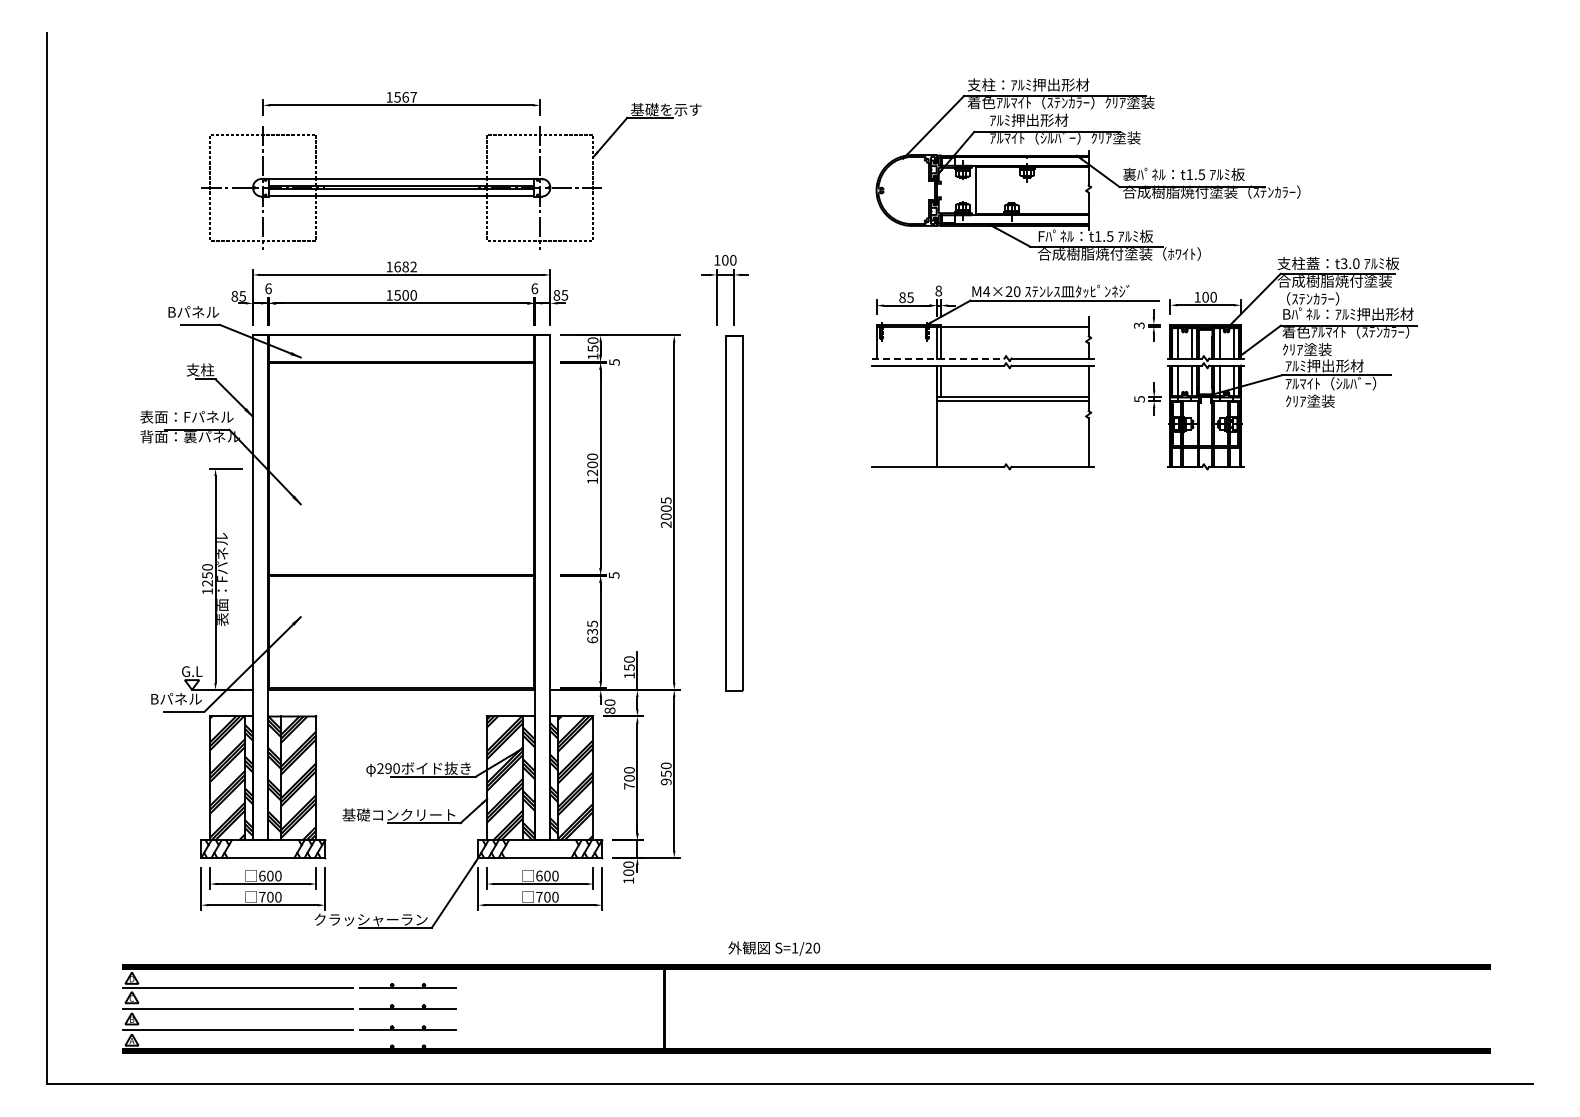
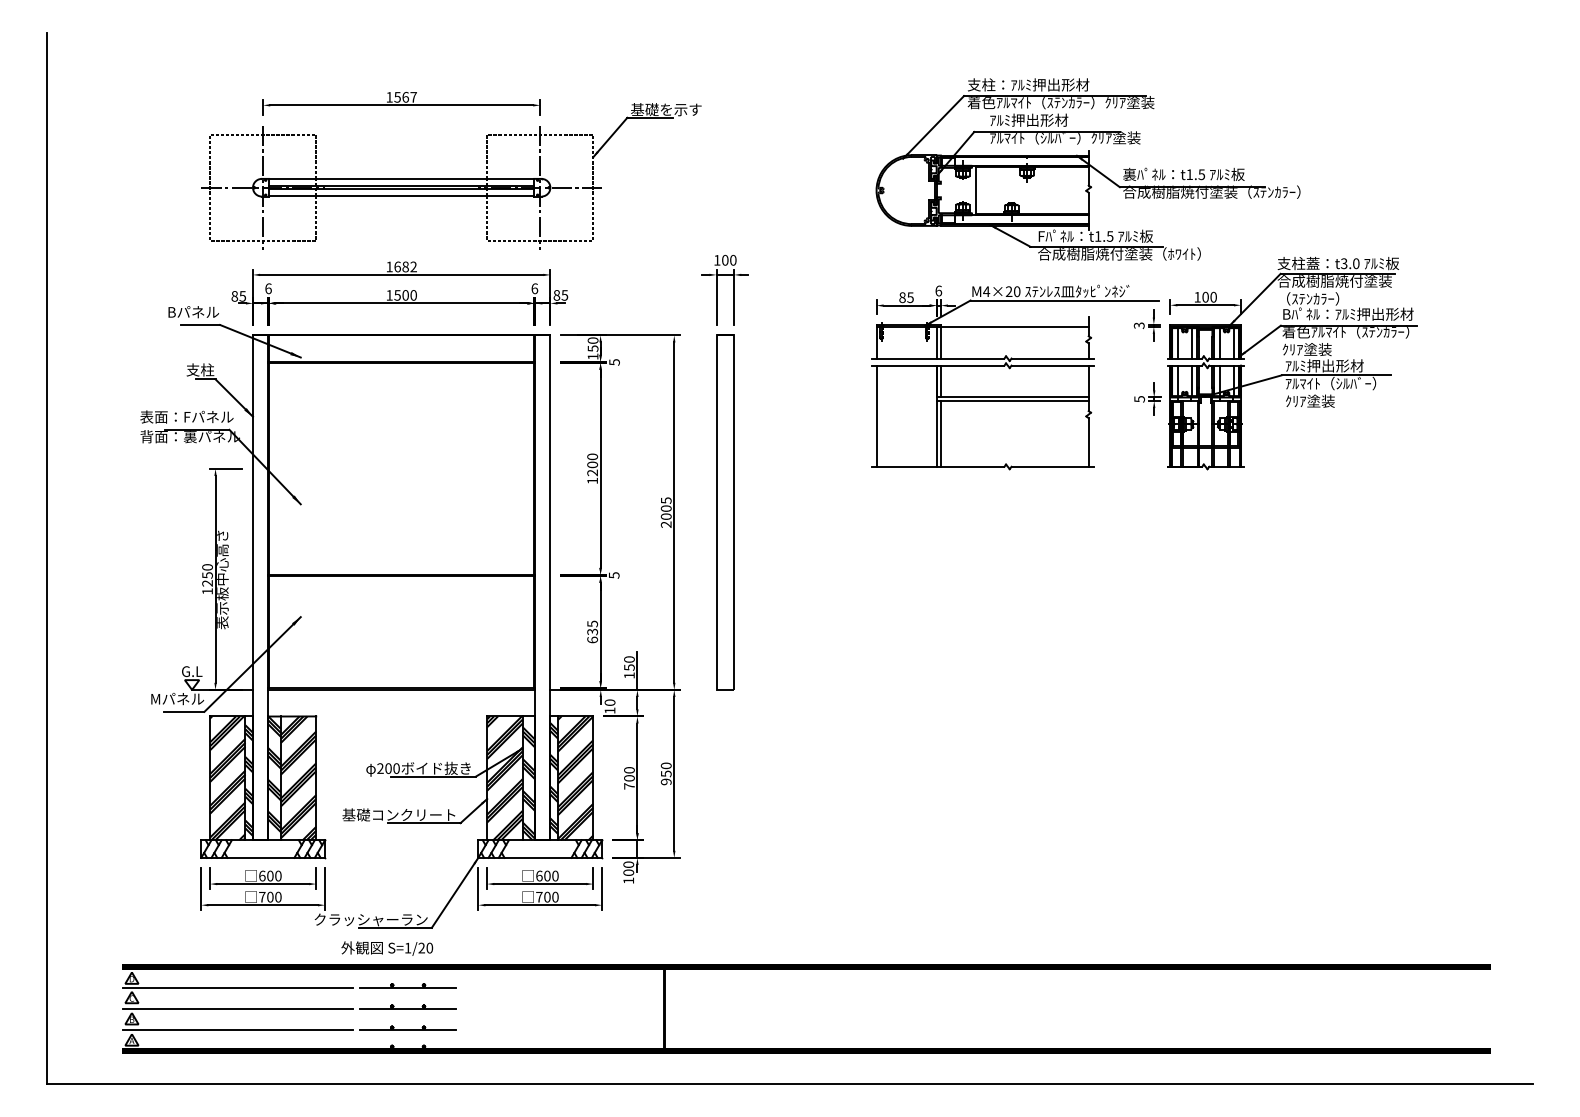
text: 8 -> 6 (938, 290)
line: dashed -> solid (938, 358)
line: none -> present (876, 415)
line: none -> present (940, 433)
part position: (734, 513) -> (725, 512) (725, 512)
text: 表面：Fパネル -> 表示板中心高さ (222, 579)
text: Bパネル -> Mパネル (178, 698)
text: 80 -> 10 (609, 710)
text: 290 -> 200 (388, 768)
text position: (774, 948) -> (387, 948) (387, 948)
